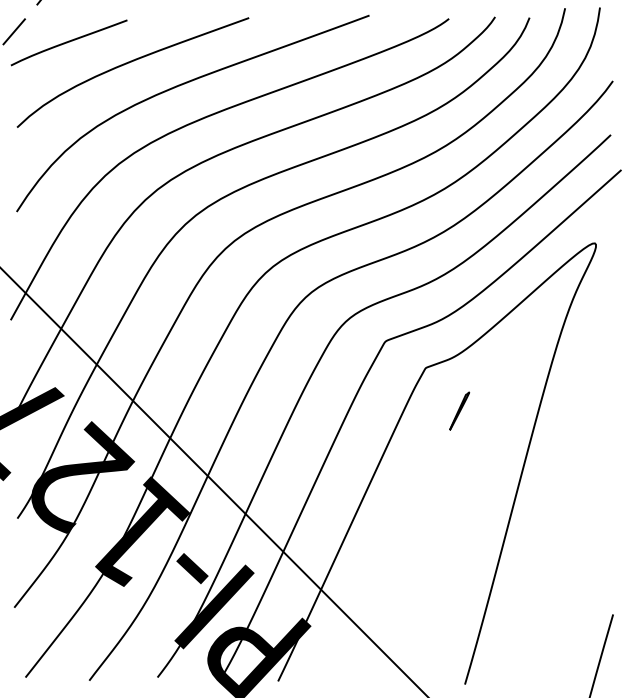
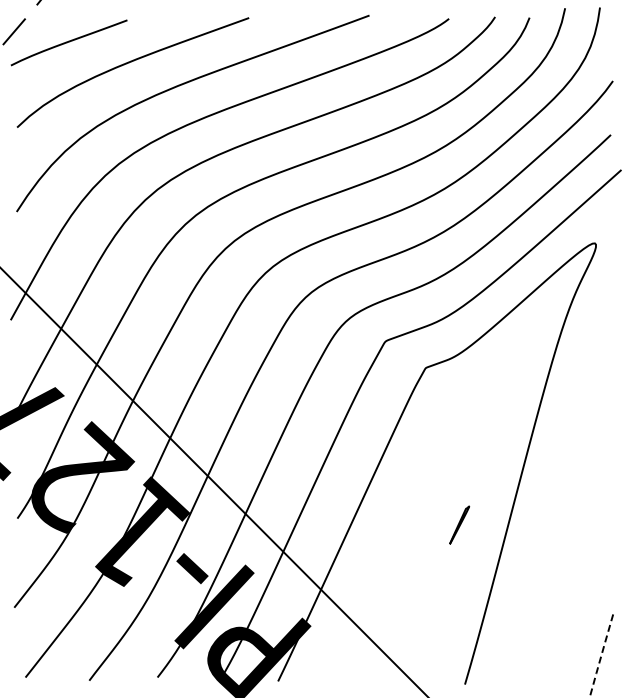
line position: (459, 410) -> (459, 524) (459, 524)
line: solid -> dashed (601, 656)
